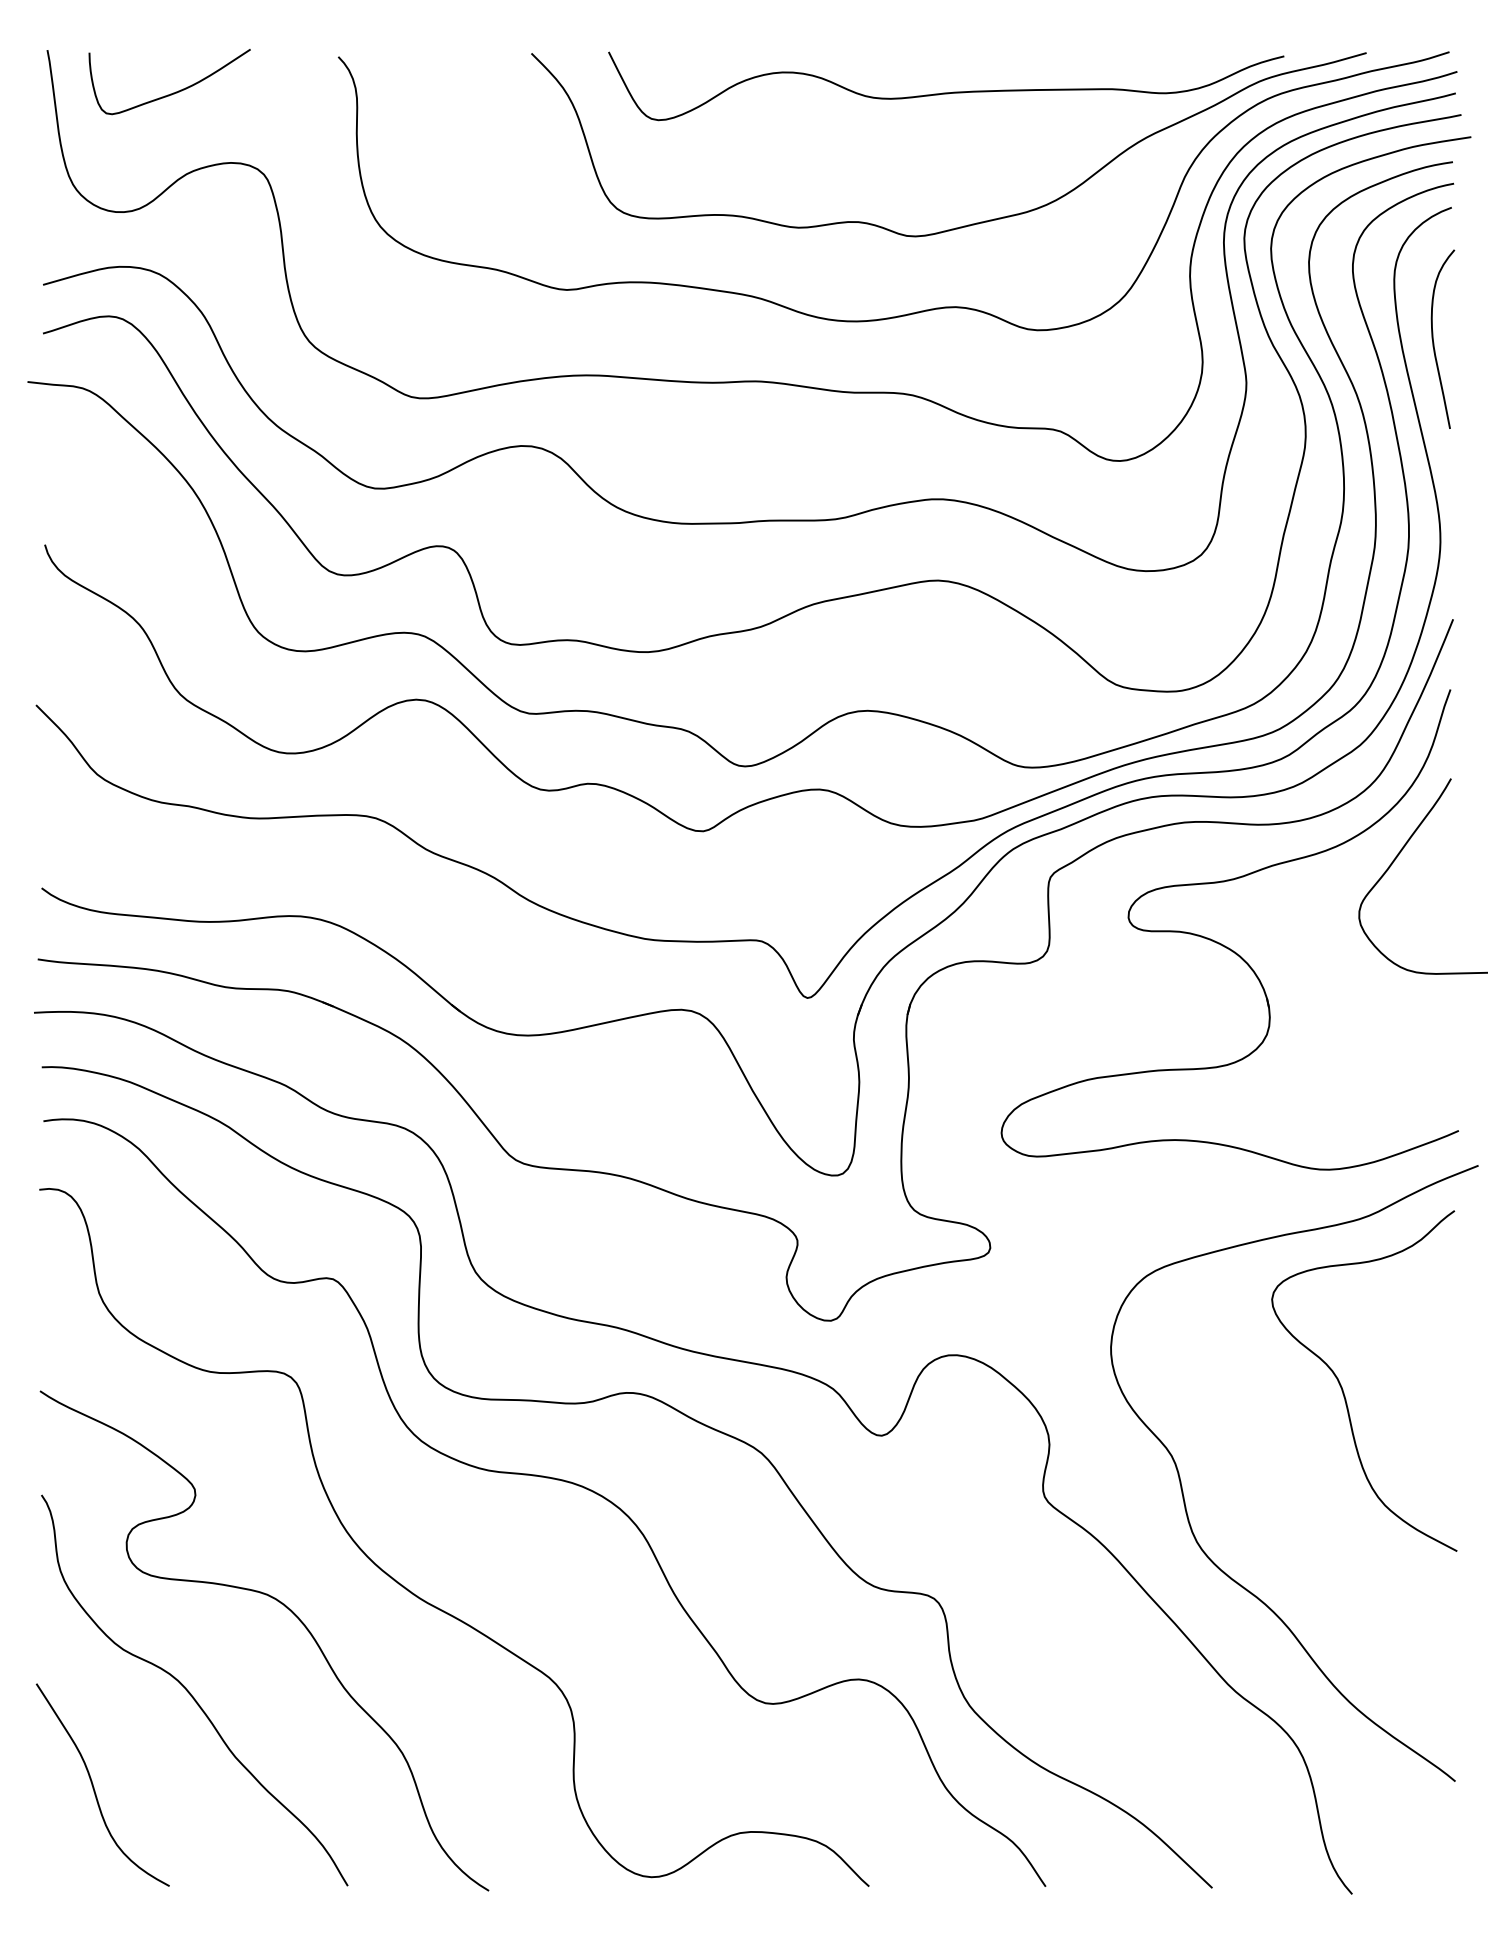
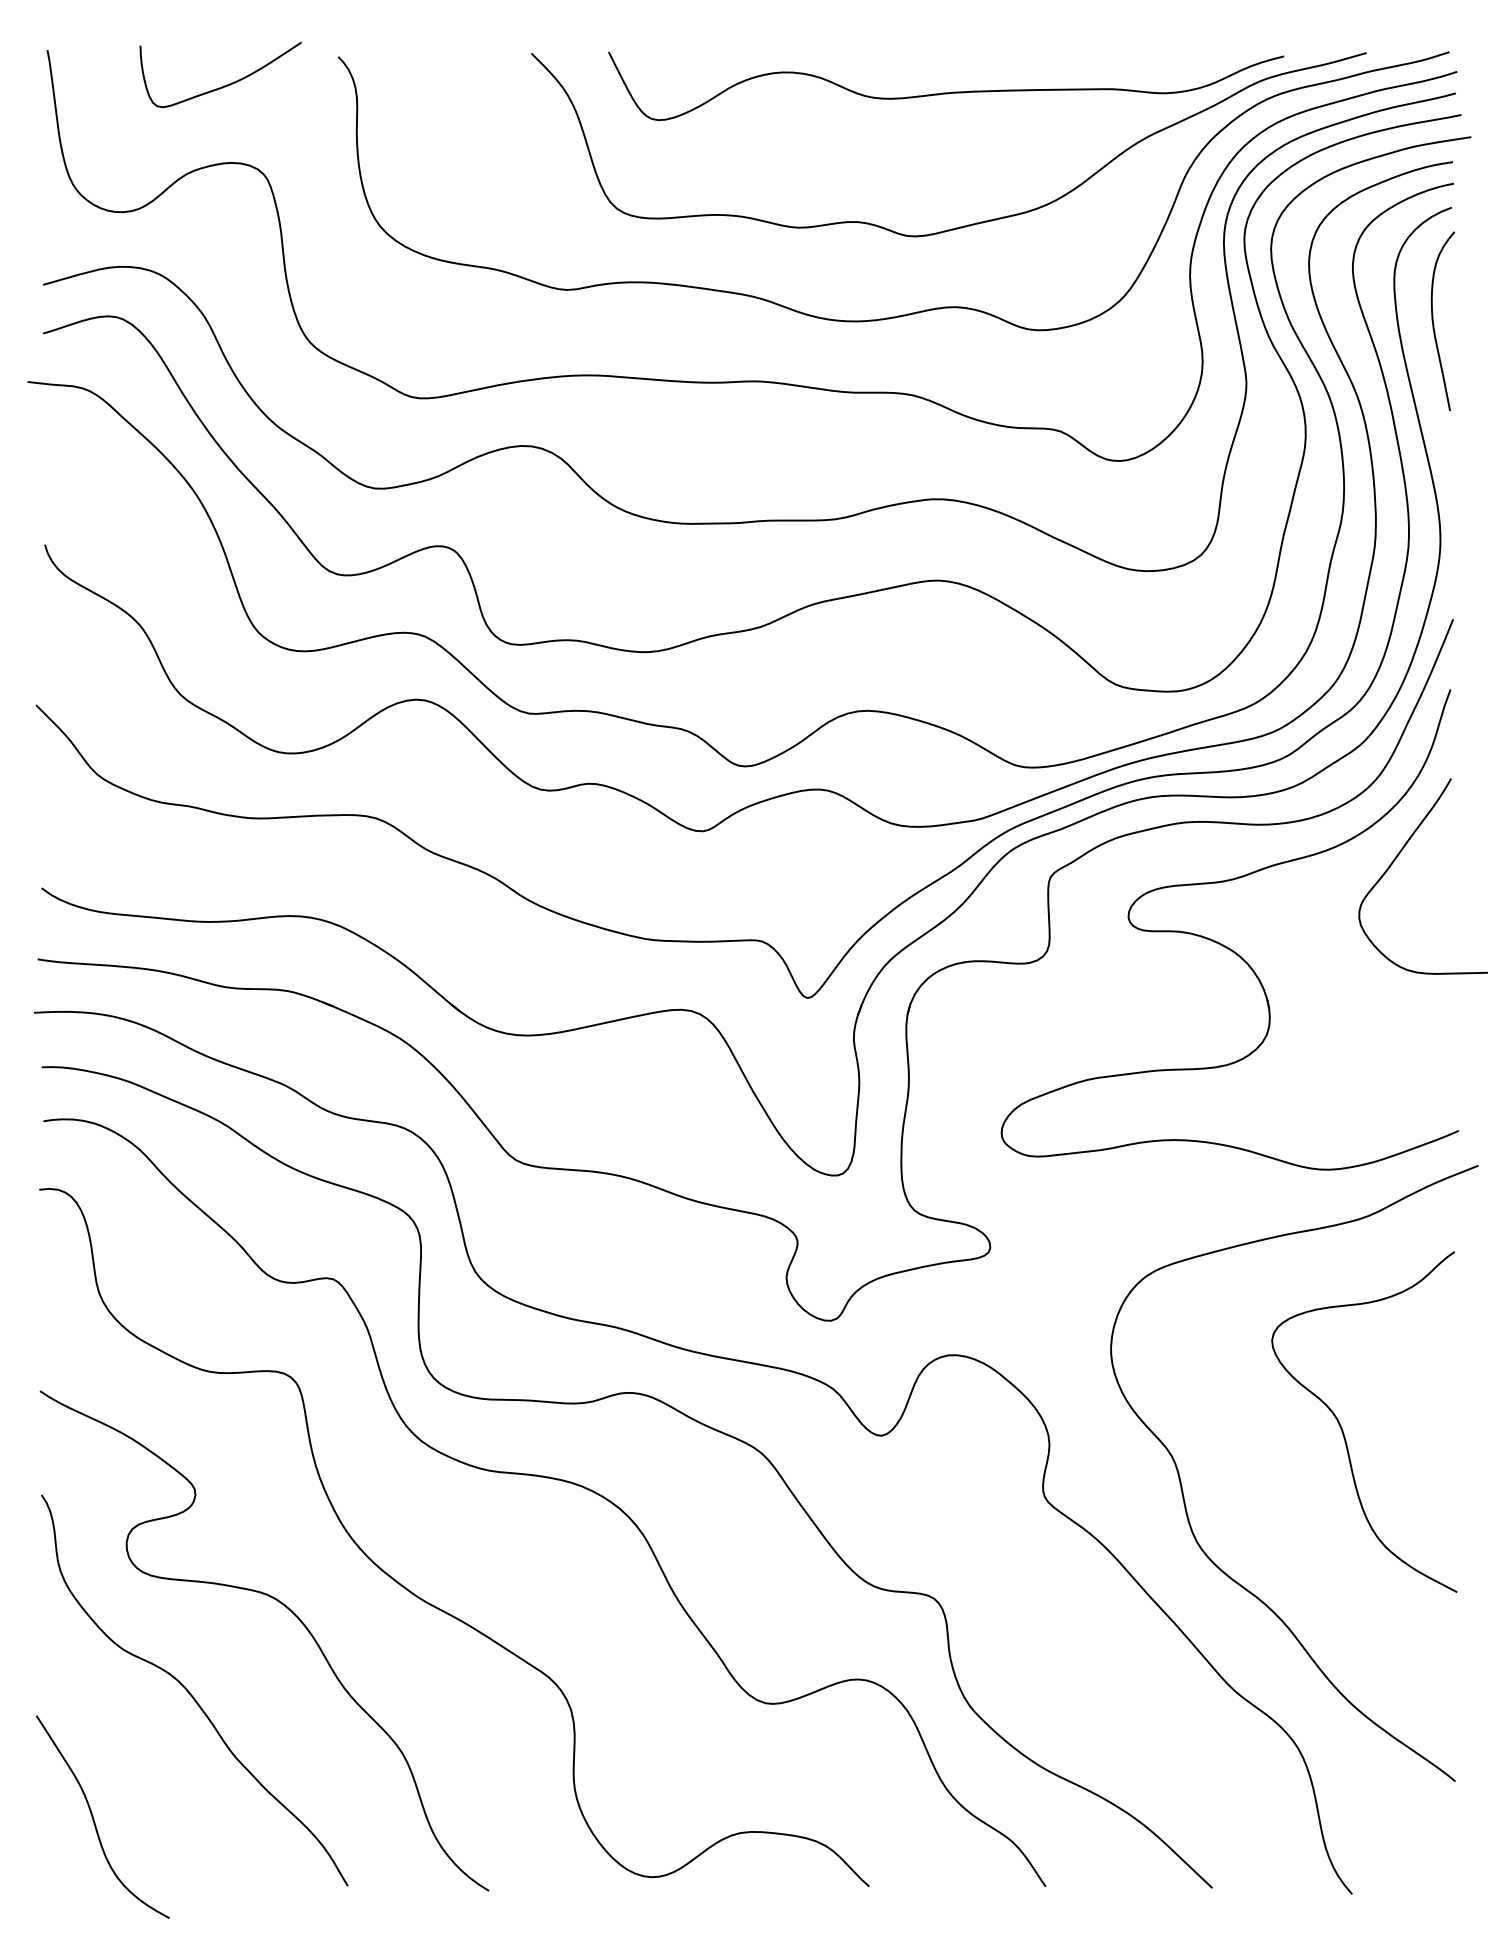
curve position: (173, 92) -> (224, 85) (224, 85)
curve position: (1434, 342) -> (1434, 324) (1434, 324)
curve position: (1343, 1389) -> (1343, 1430) (1343, 1430)
curve position: (94, 1787) -> (94, 1819) (94, 1819)
